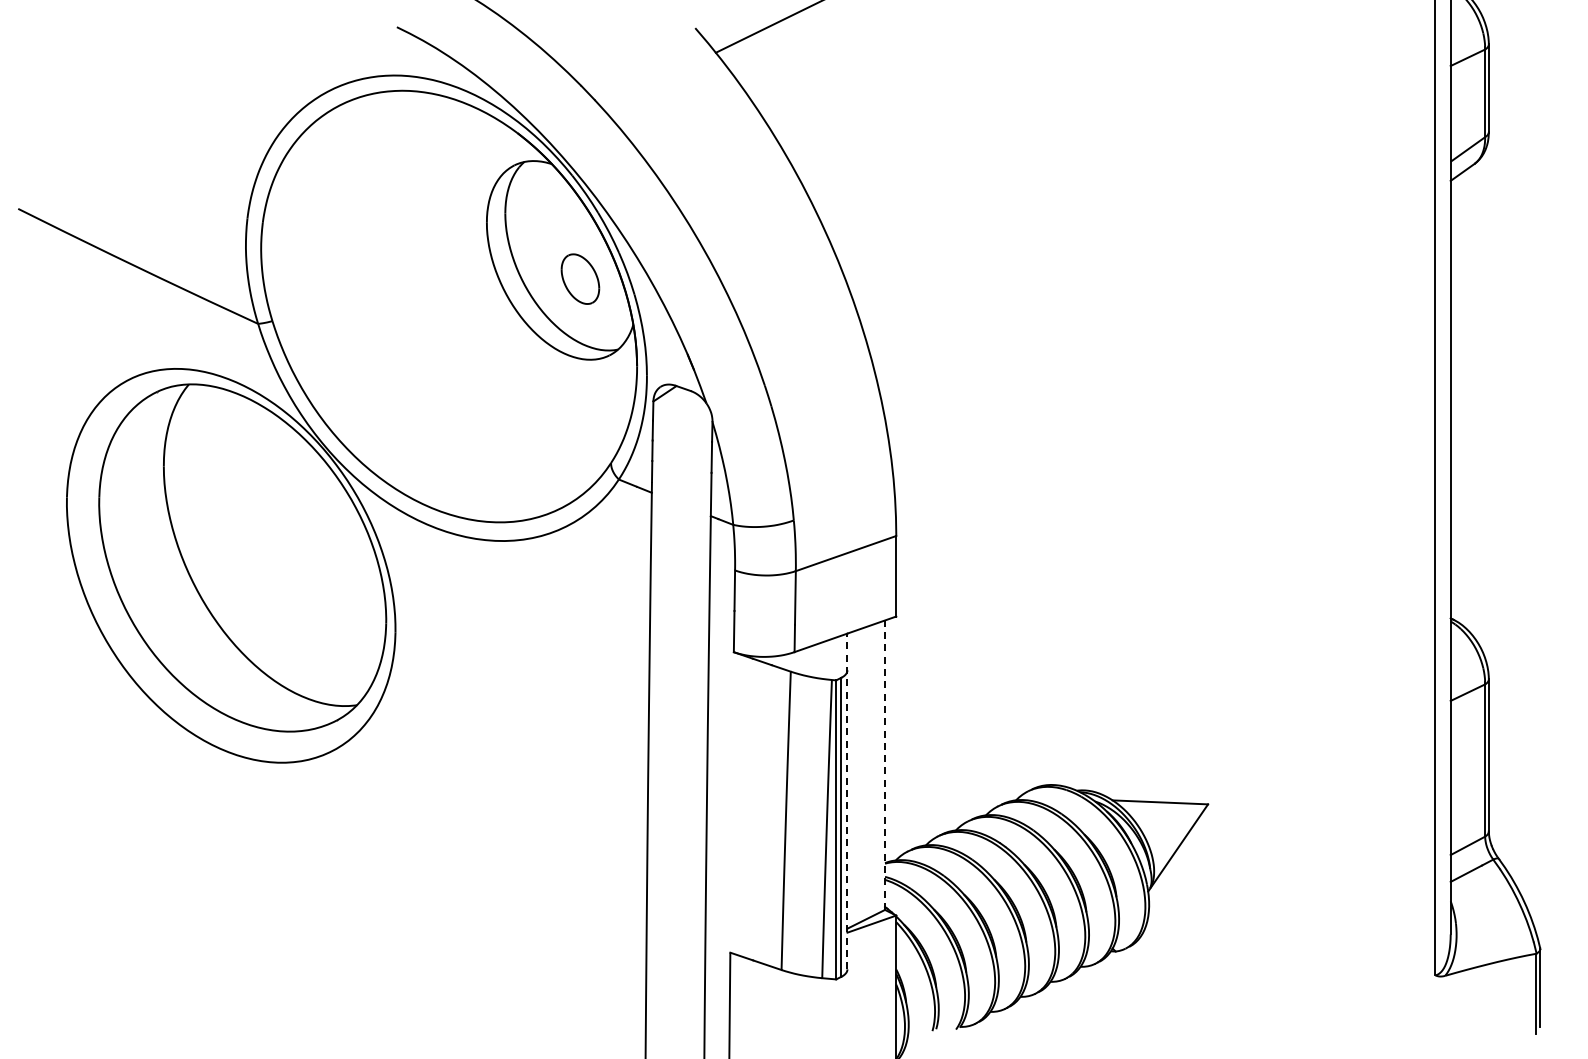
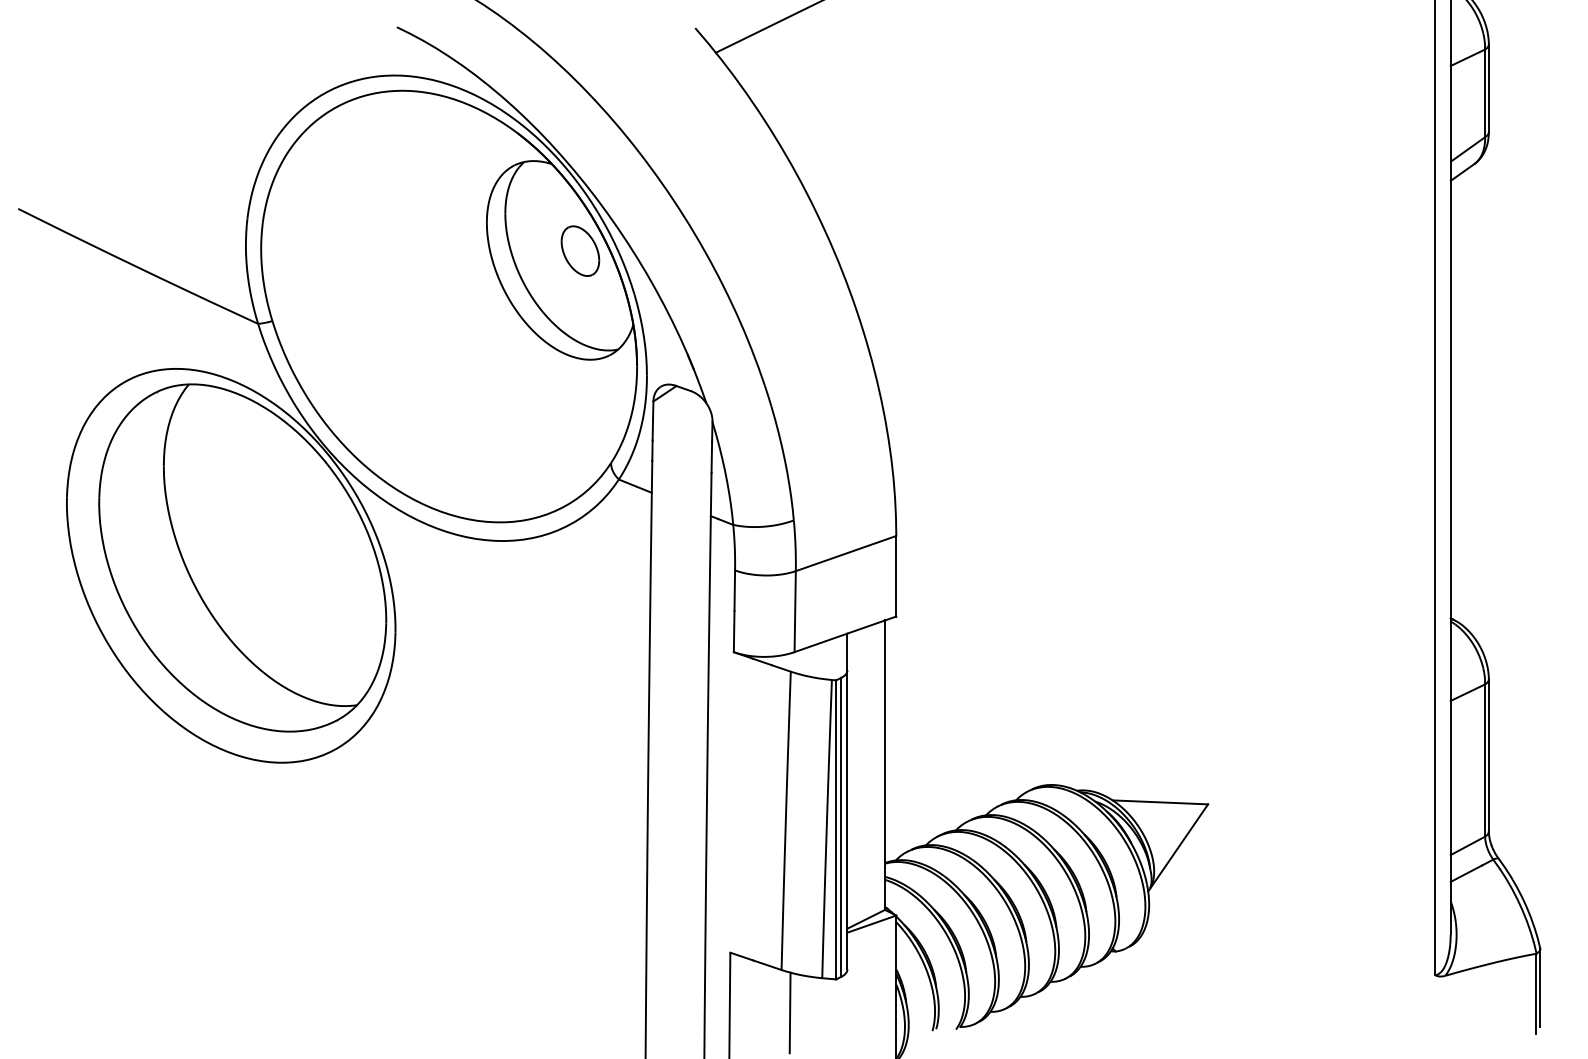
part position: (580, 278) -> (580, 250) (580, 250)
line: dashed -> solid (885, 765)
line: dashed -> solid (847, 801)
line: none -> present (789, 1012)
